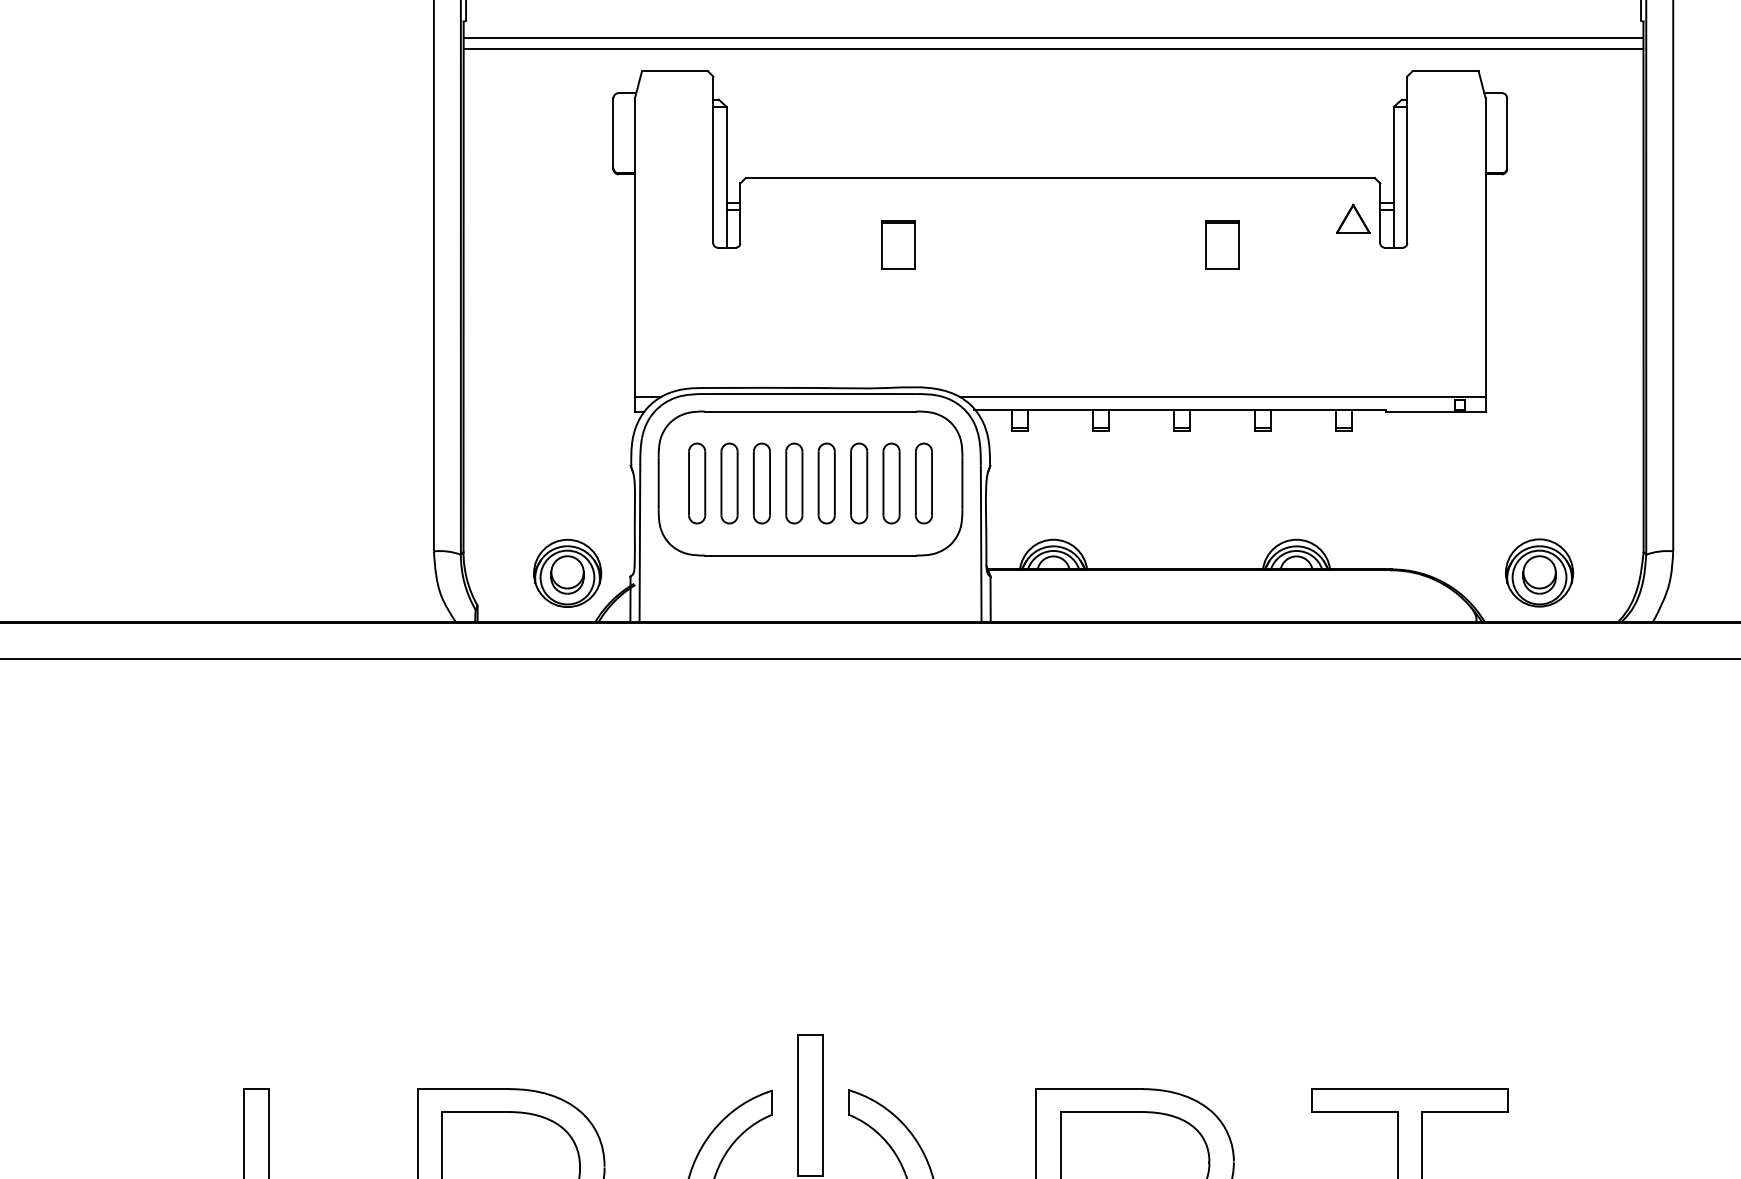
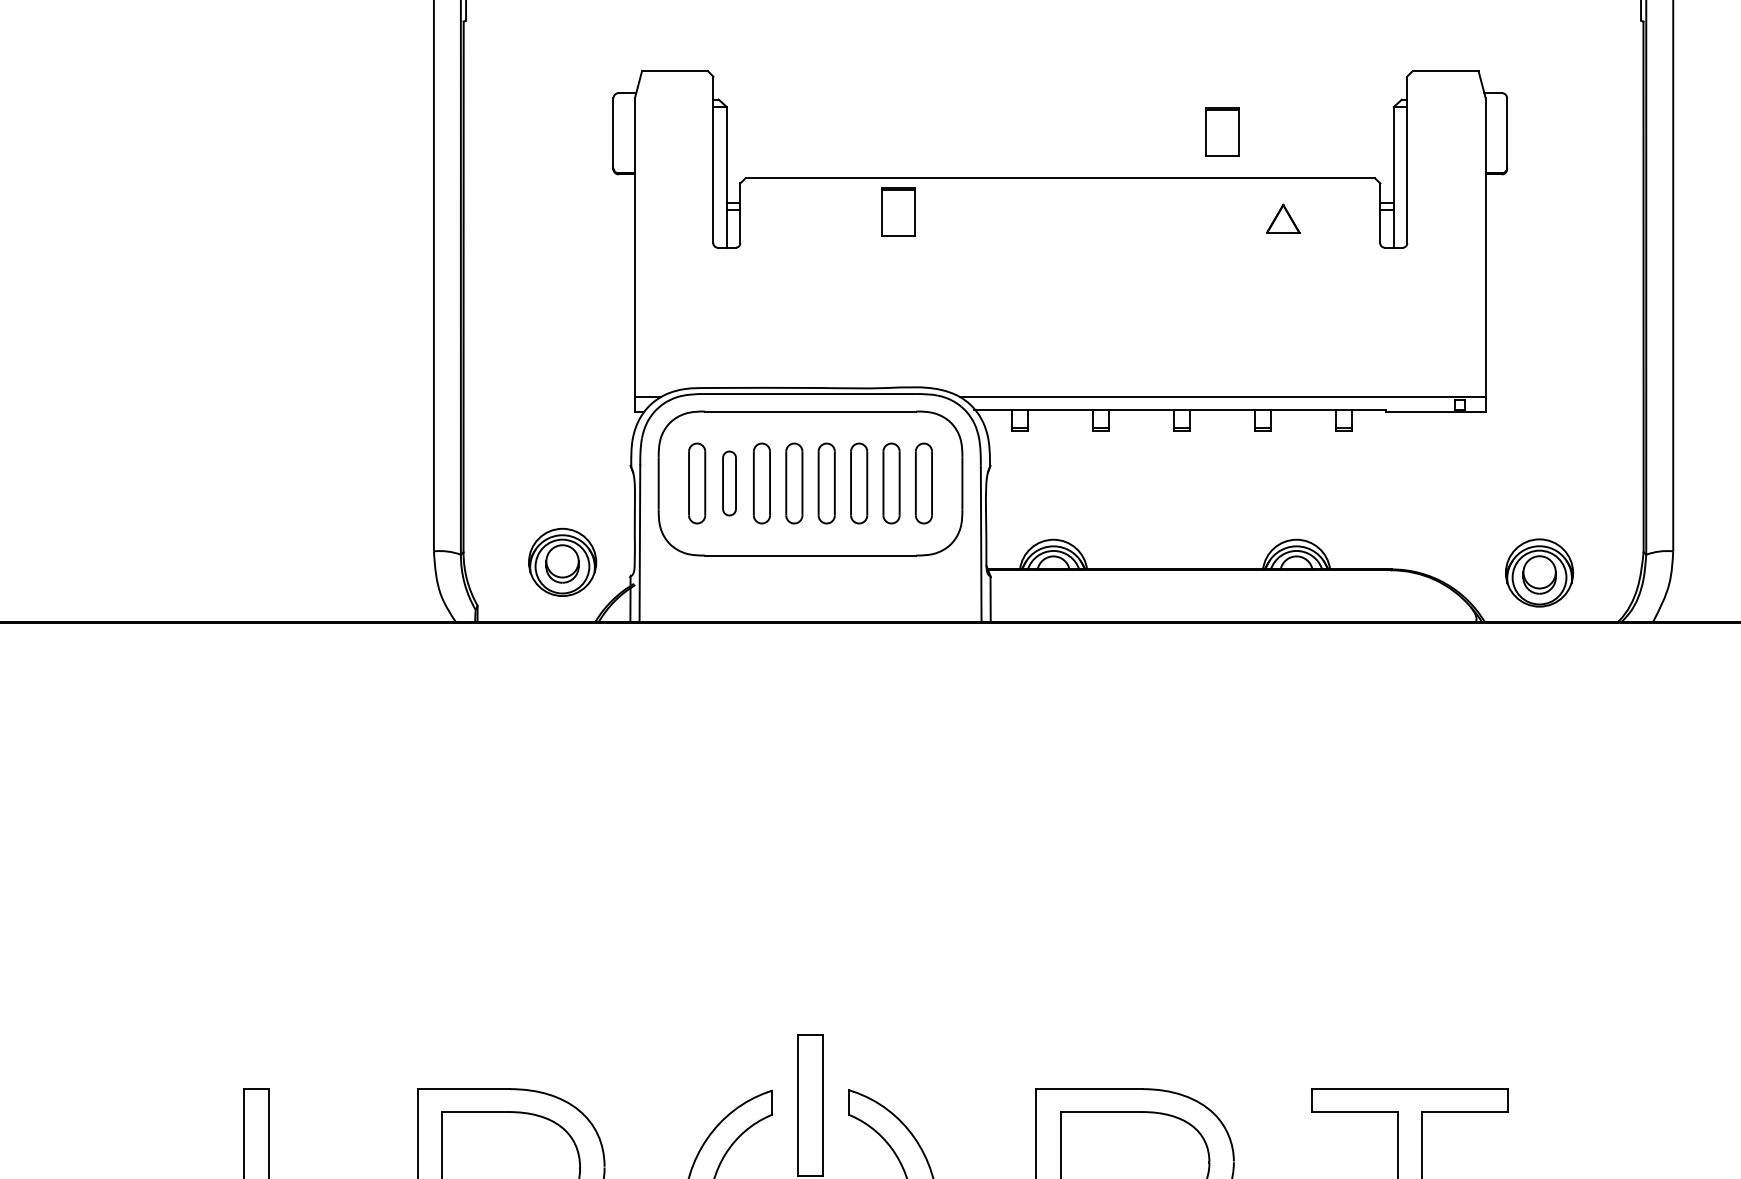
line: present -> none (1053, 37)
line: present -> none (1053, 49)
part position: (1353, 218) -> (1283, 218) (1283, 218)
part position: (898, 244) -> (898, 211) (898, 211)
part position: (1222, 244) -> (1222, 131) (1222, 131)
part size: 19x83 px -> 15x67 px (729, 483)
part position: (567, 572) -> (562, 561) (562, 561)
line: present -> none (869, 659)
